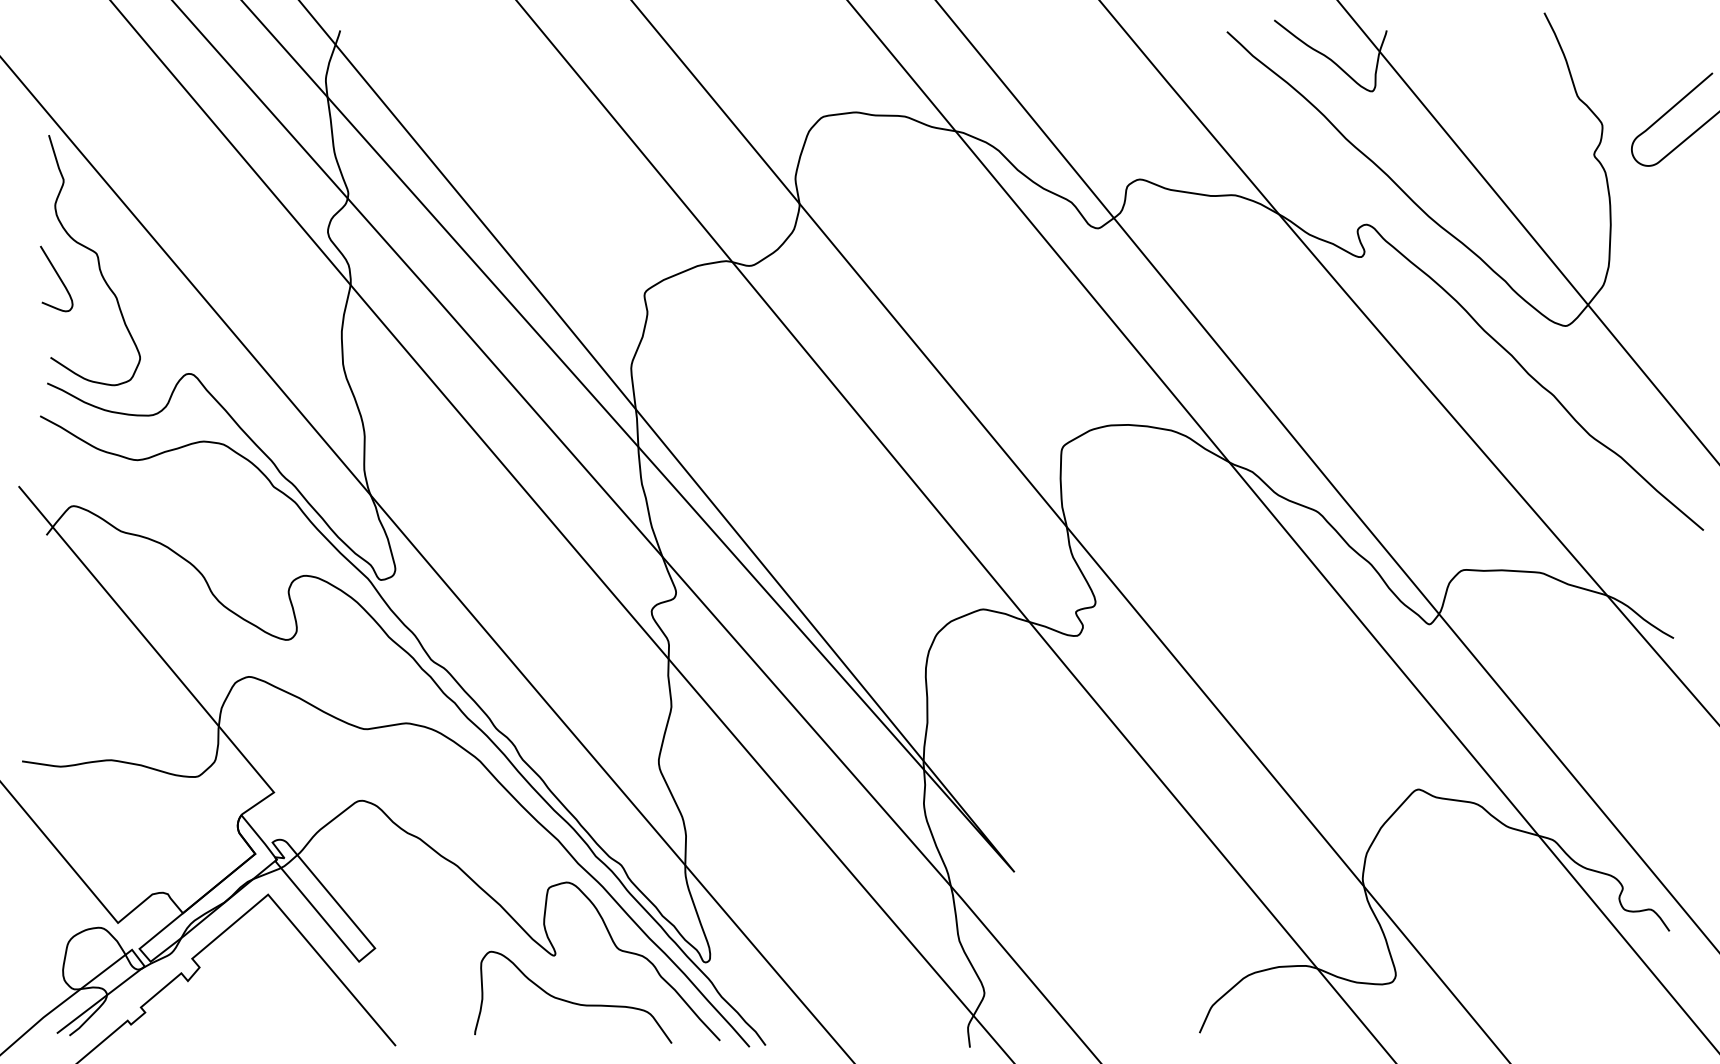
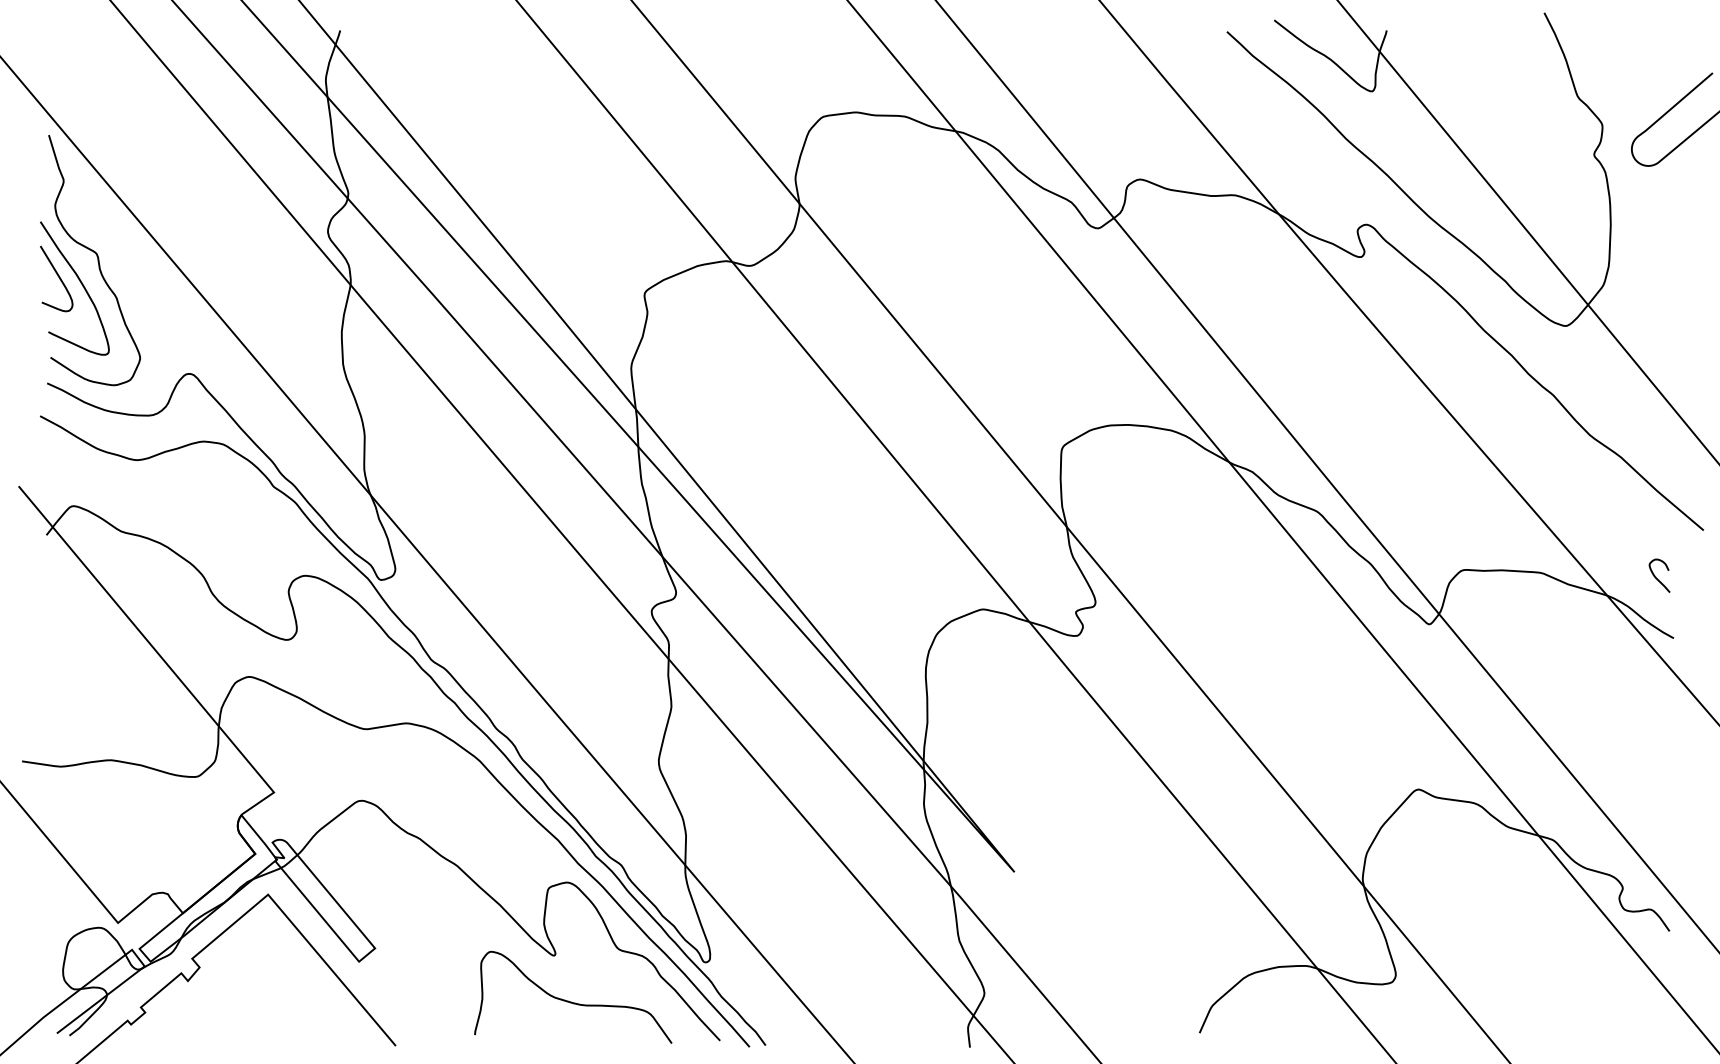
curve: none -> present (80, 283)
curve: none -> present (1656, 577)
